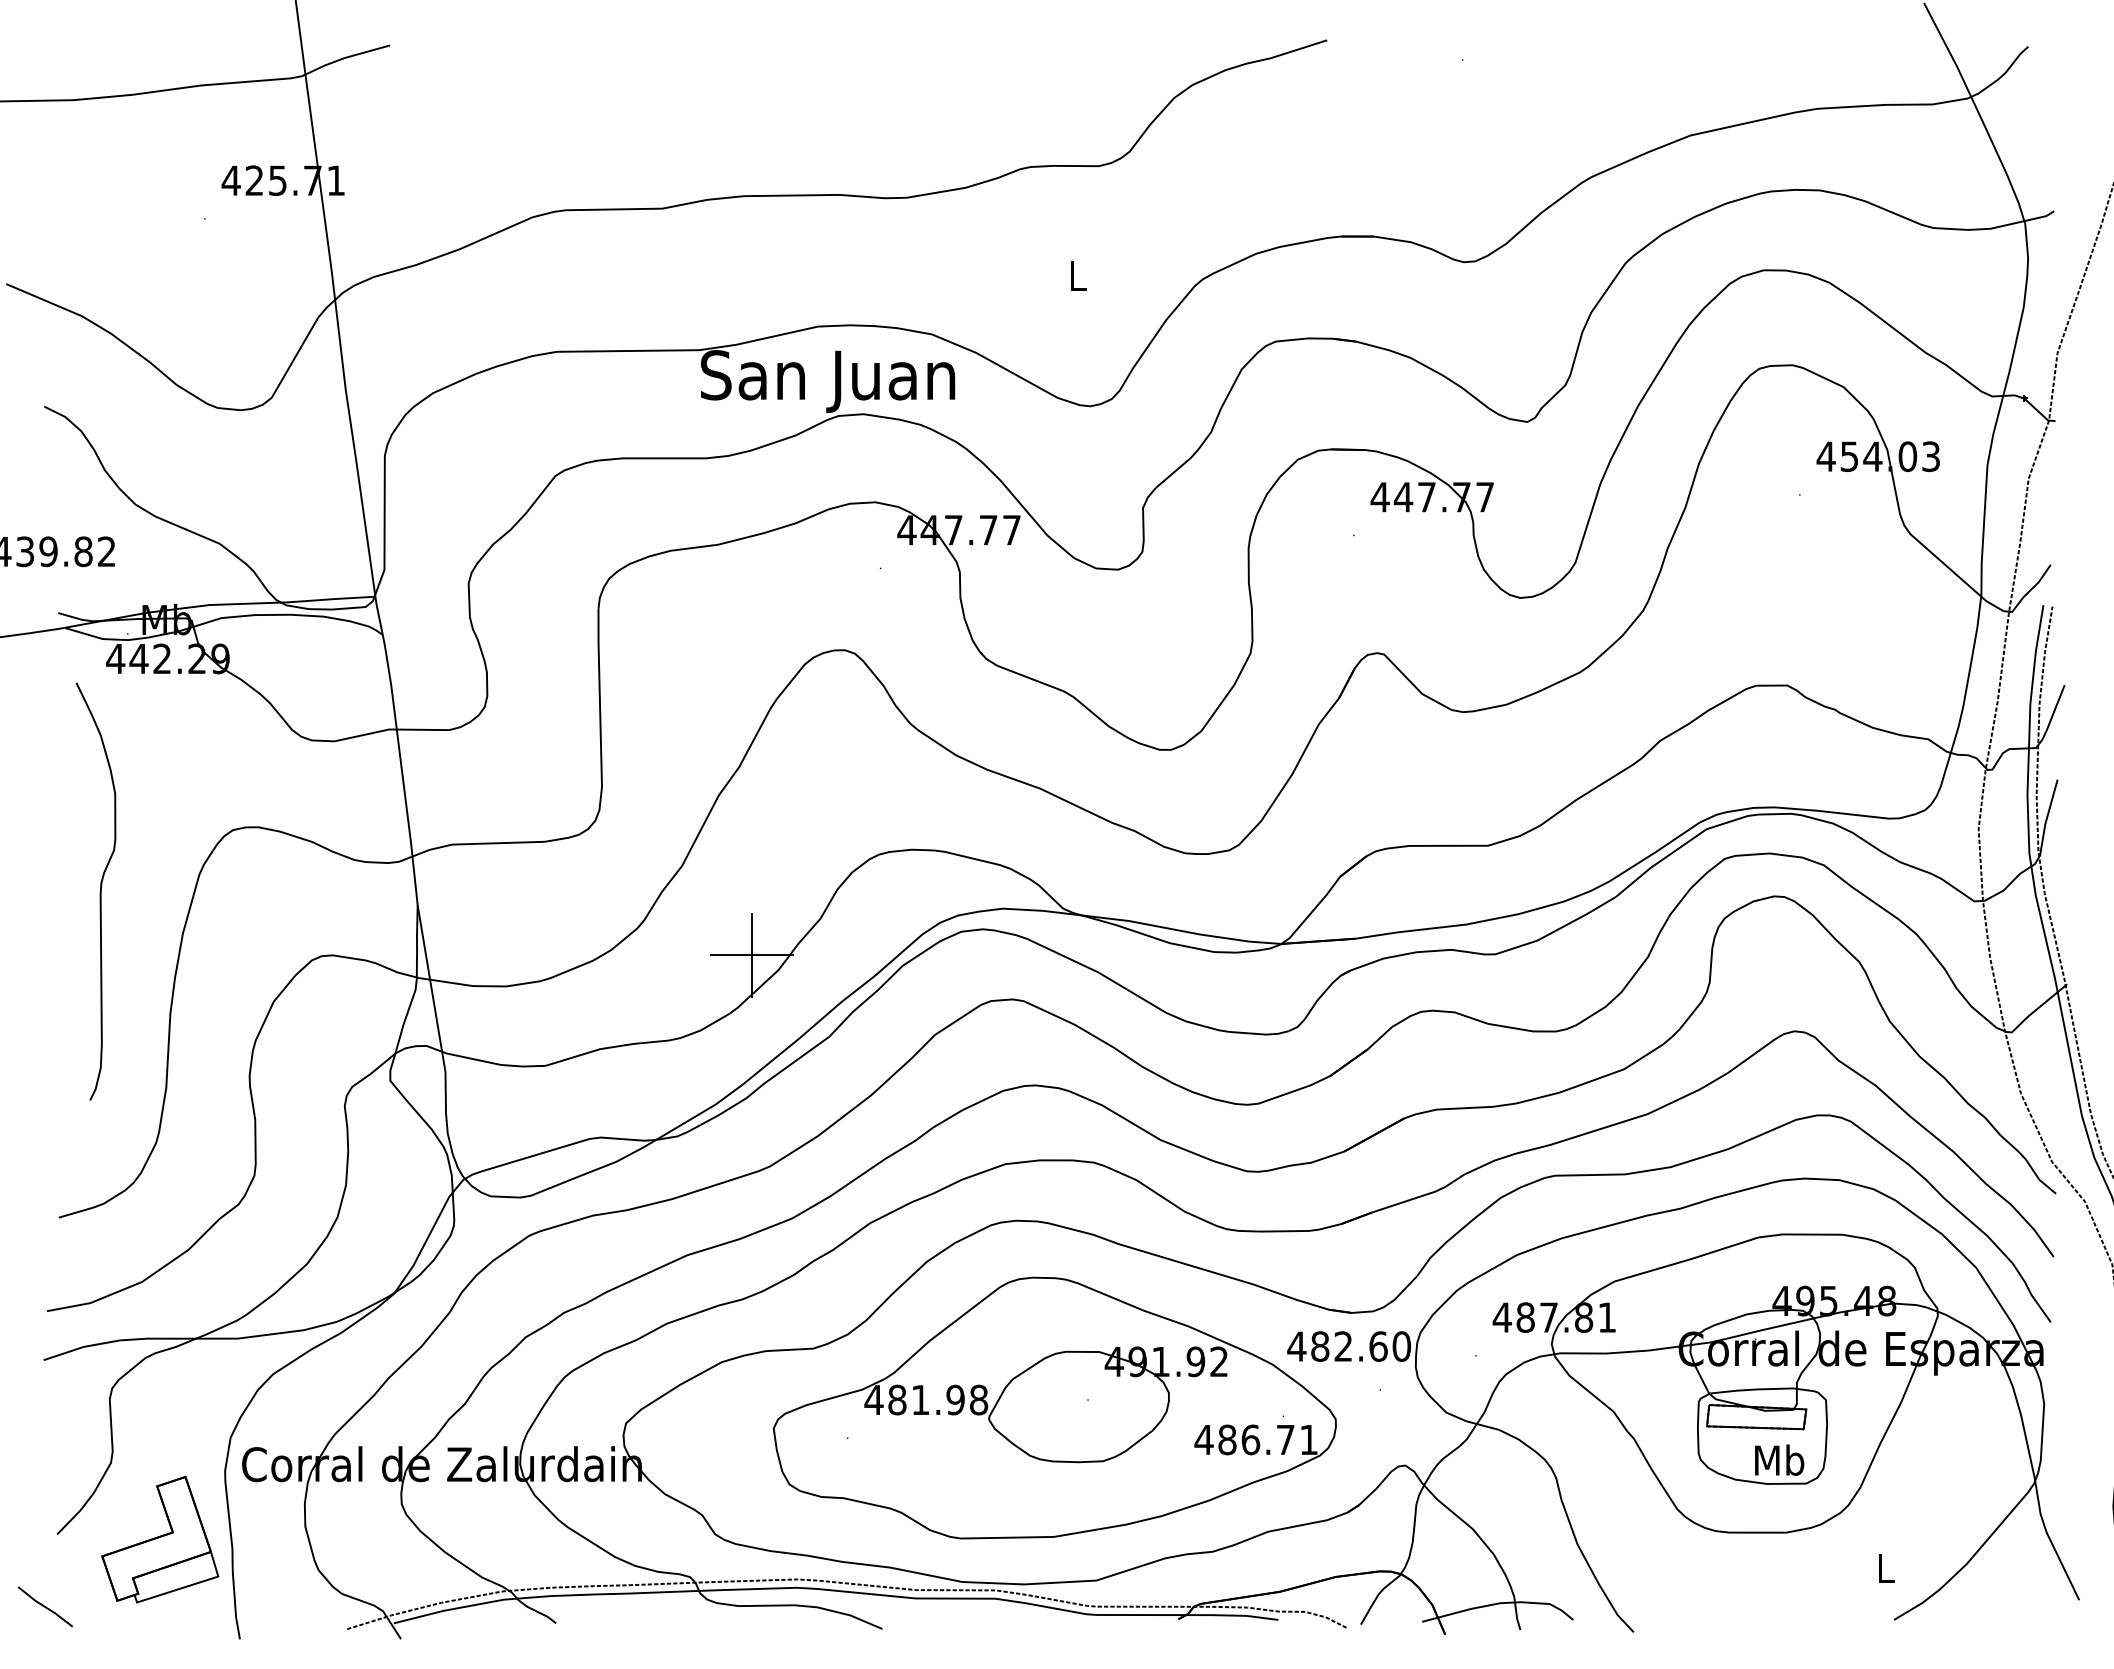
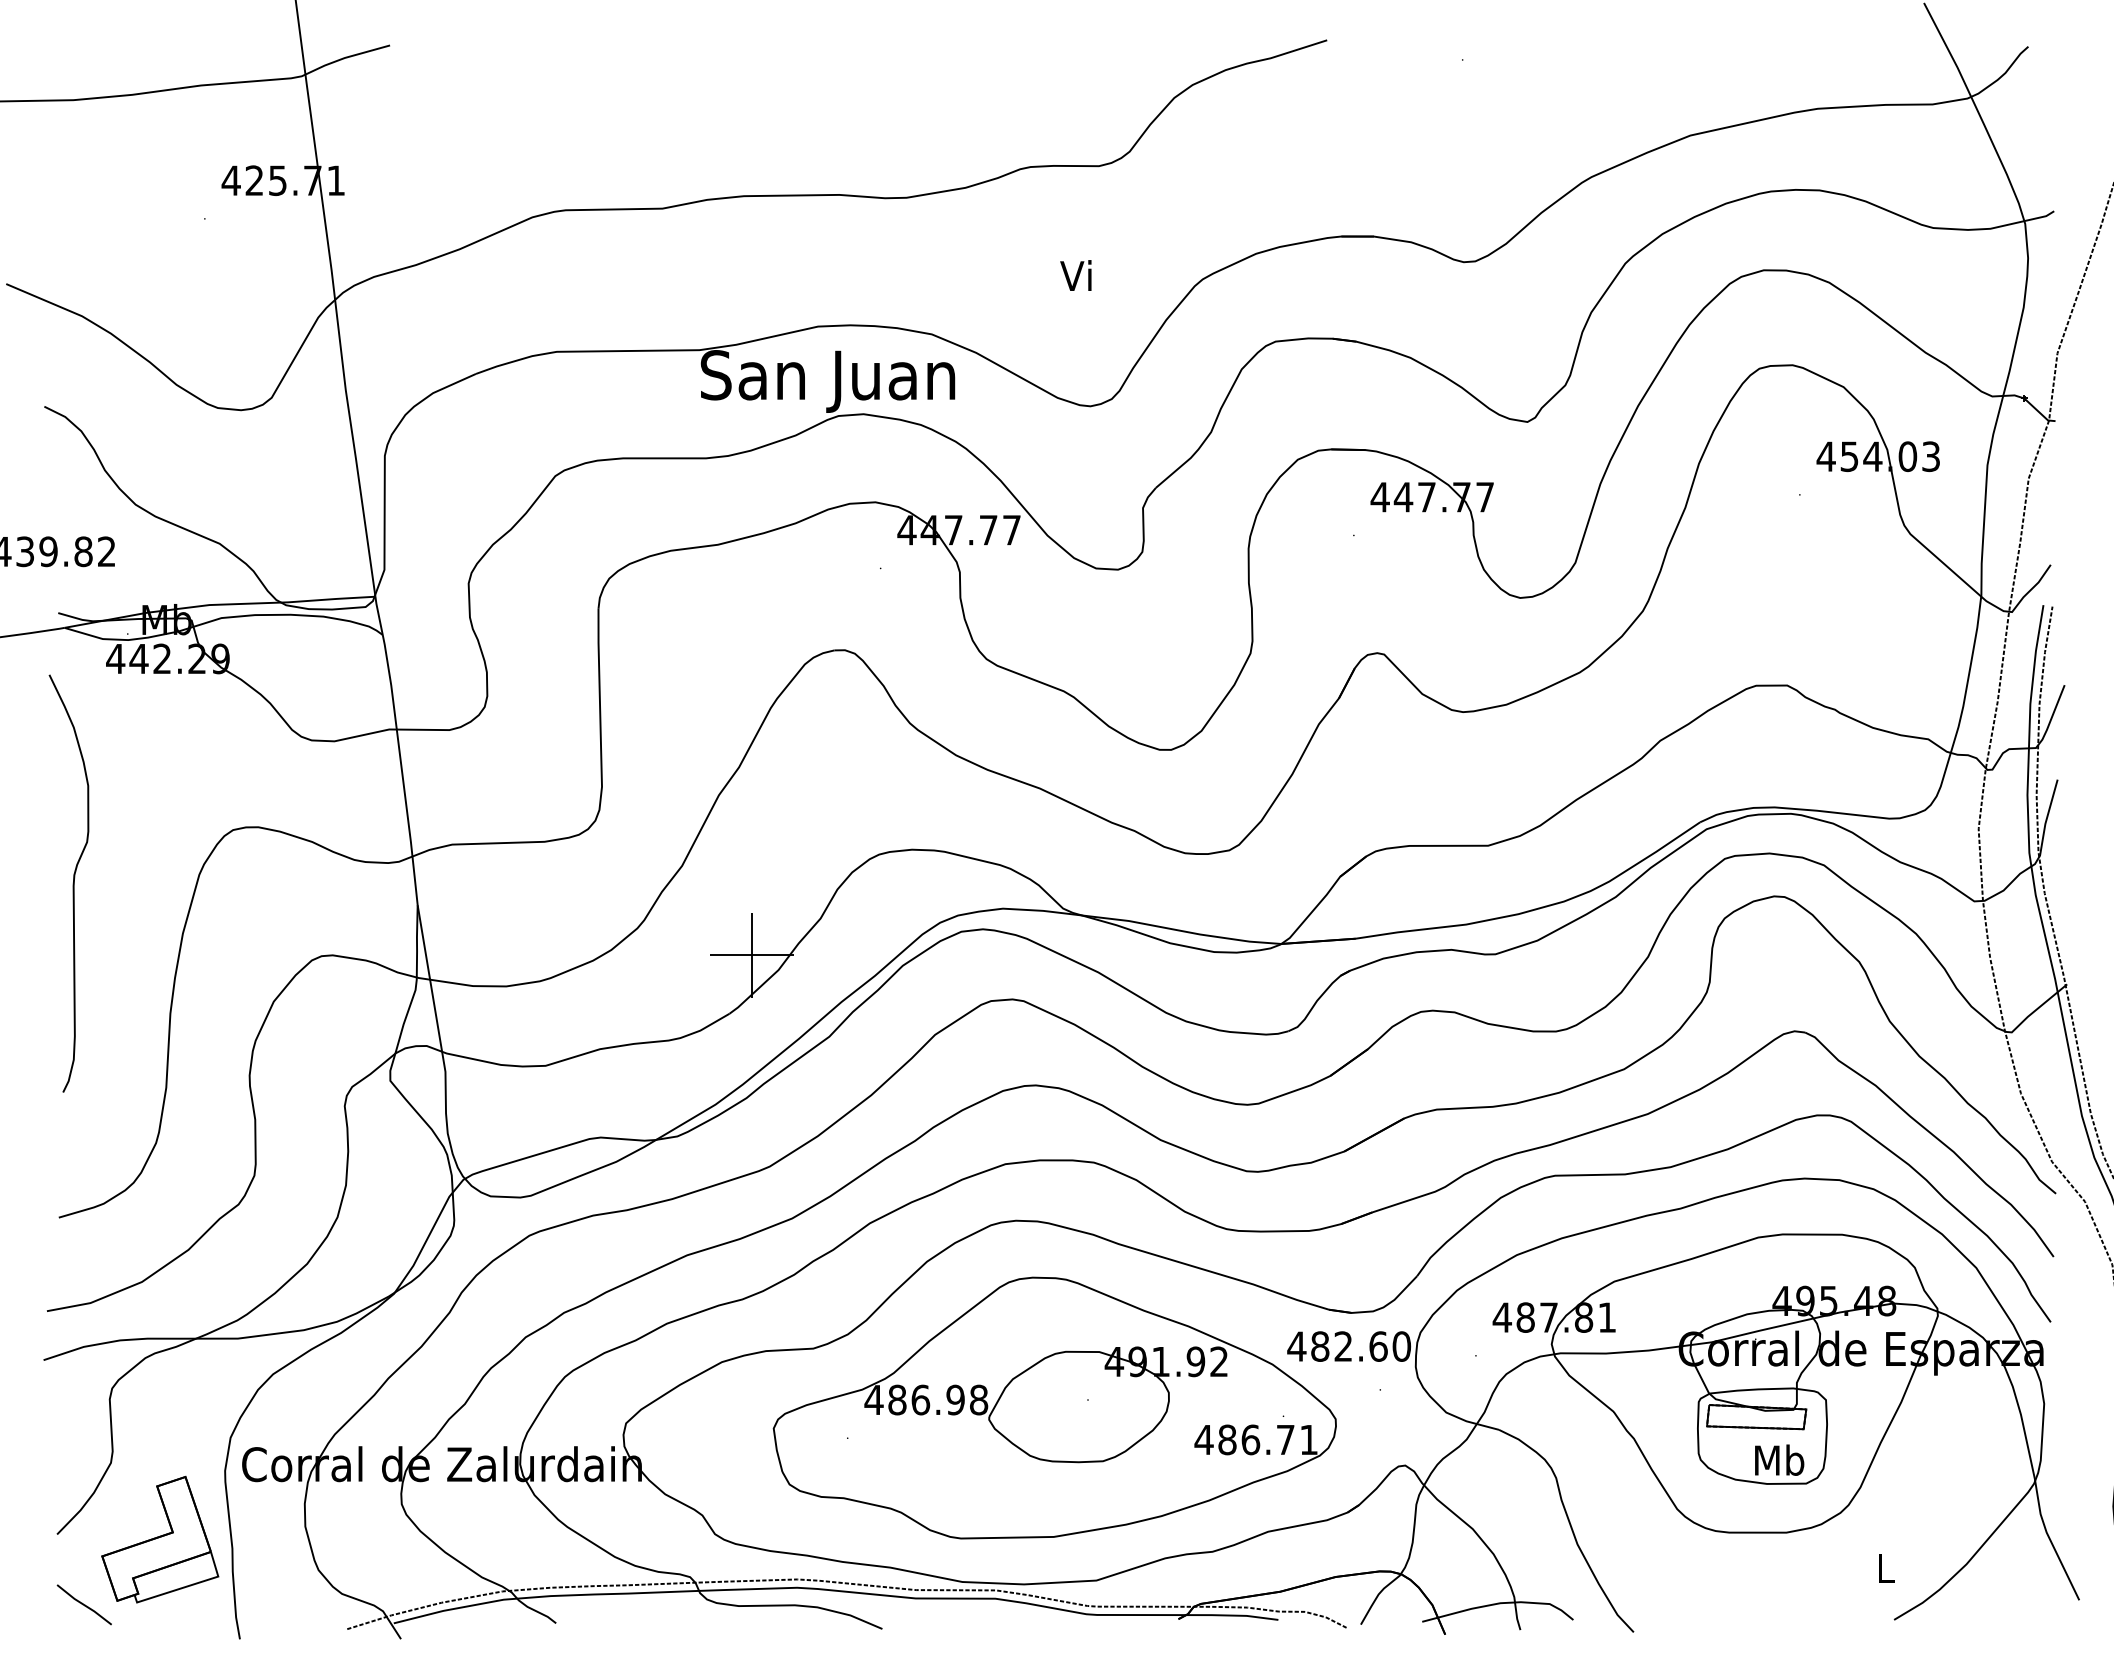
text: L -> Vi (1075, 275)
curve position: (99, 891) -> (72, 883) (72, 883)
text: 481.98 -> 486.98 (920, 1399)
line position: (44, 1606) -> (83, 1604) (83, 1604)
